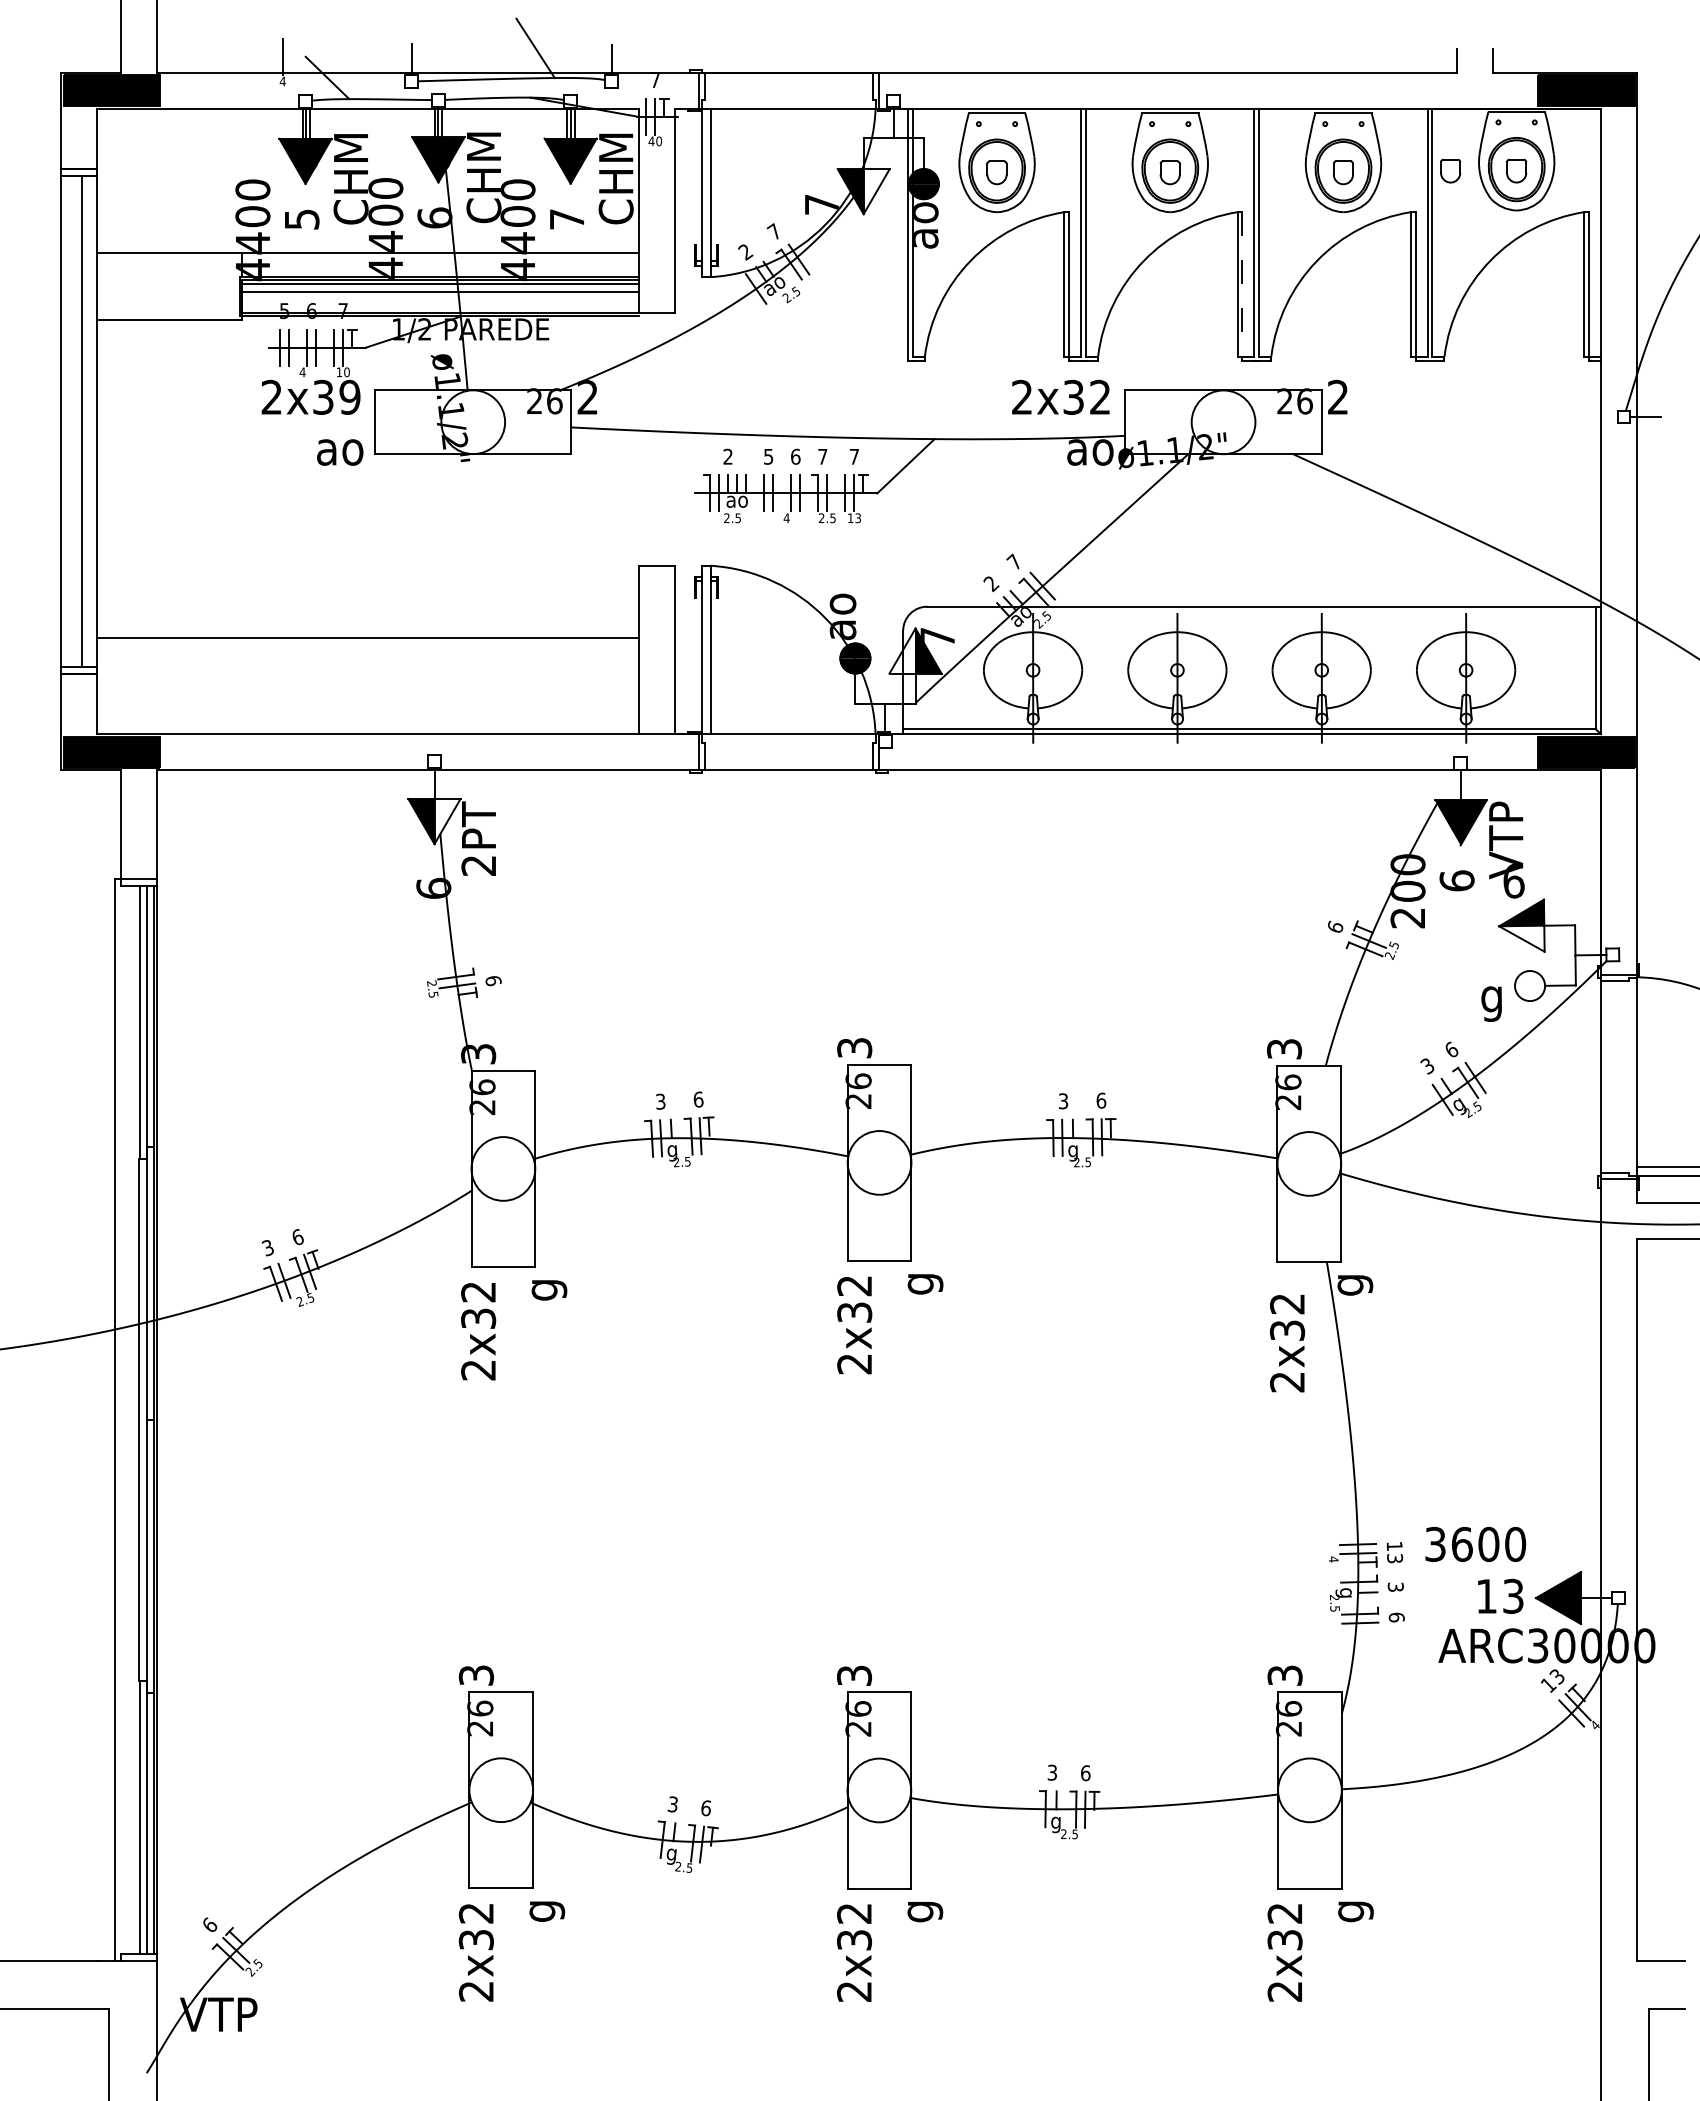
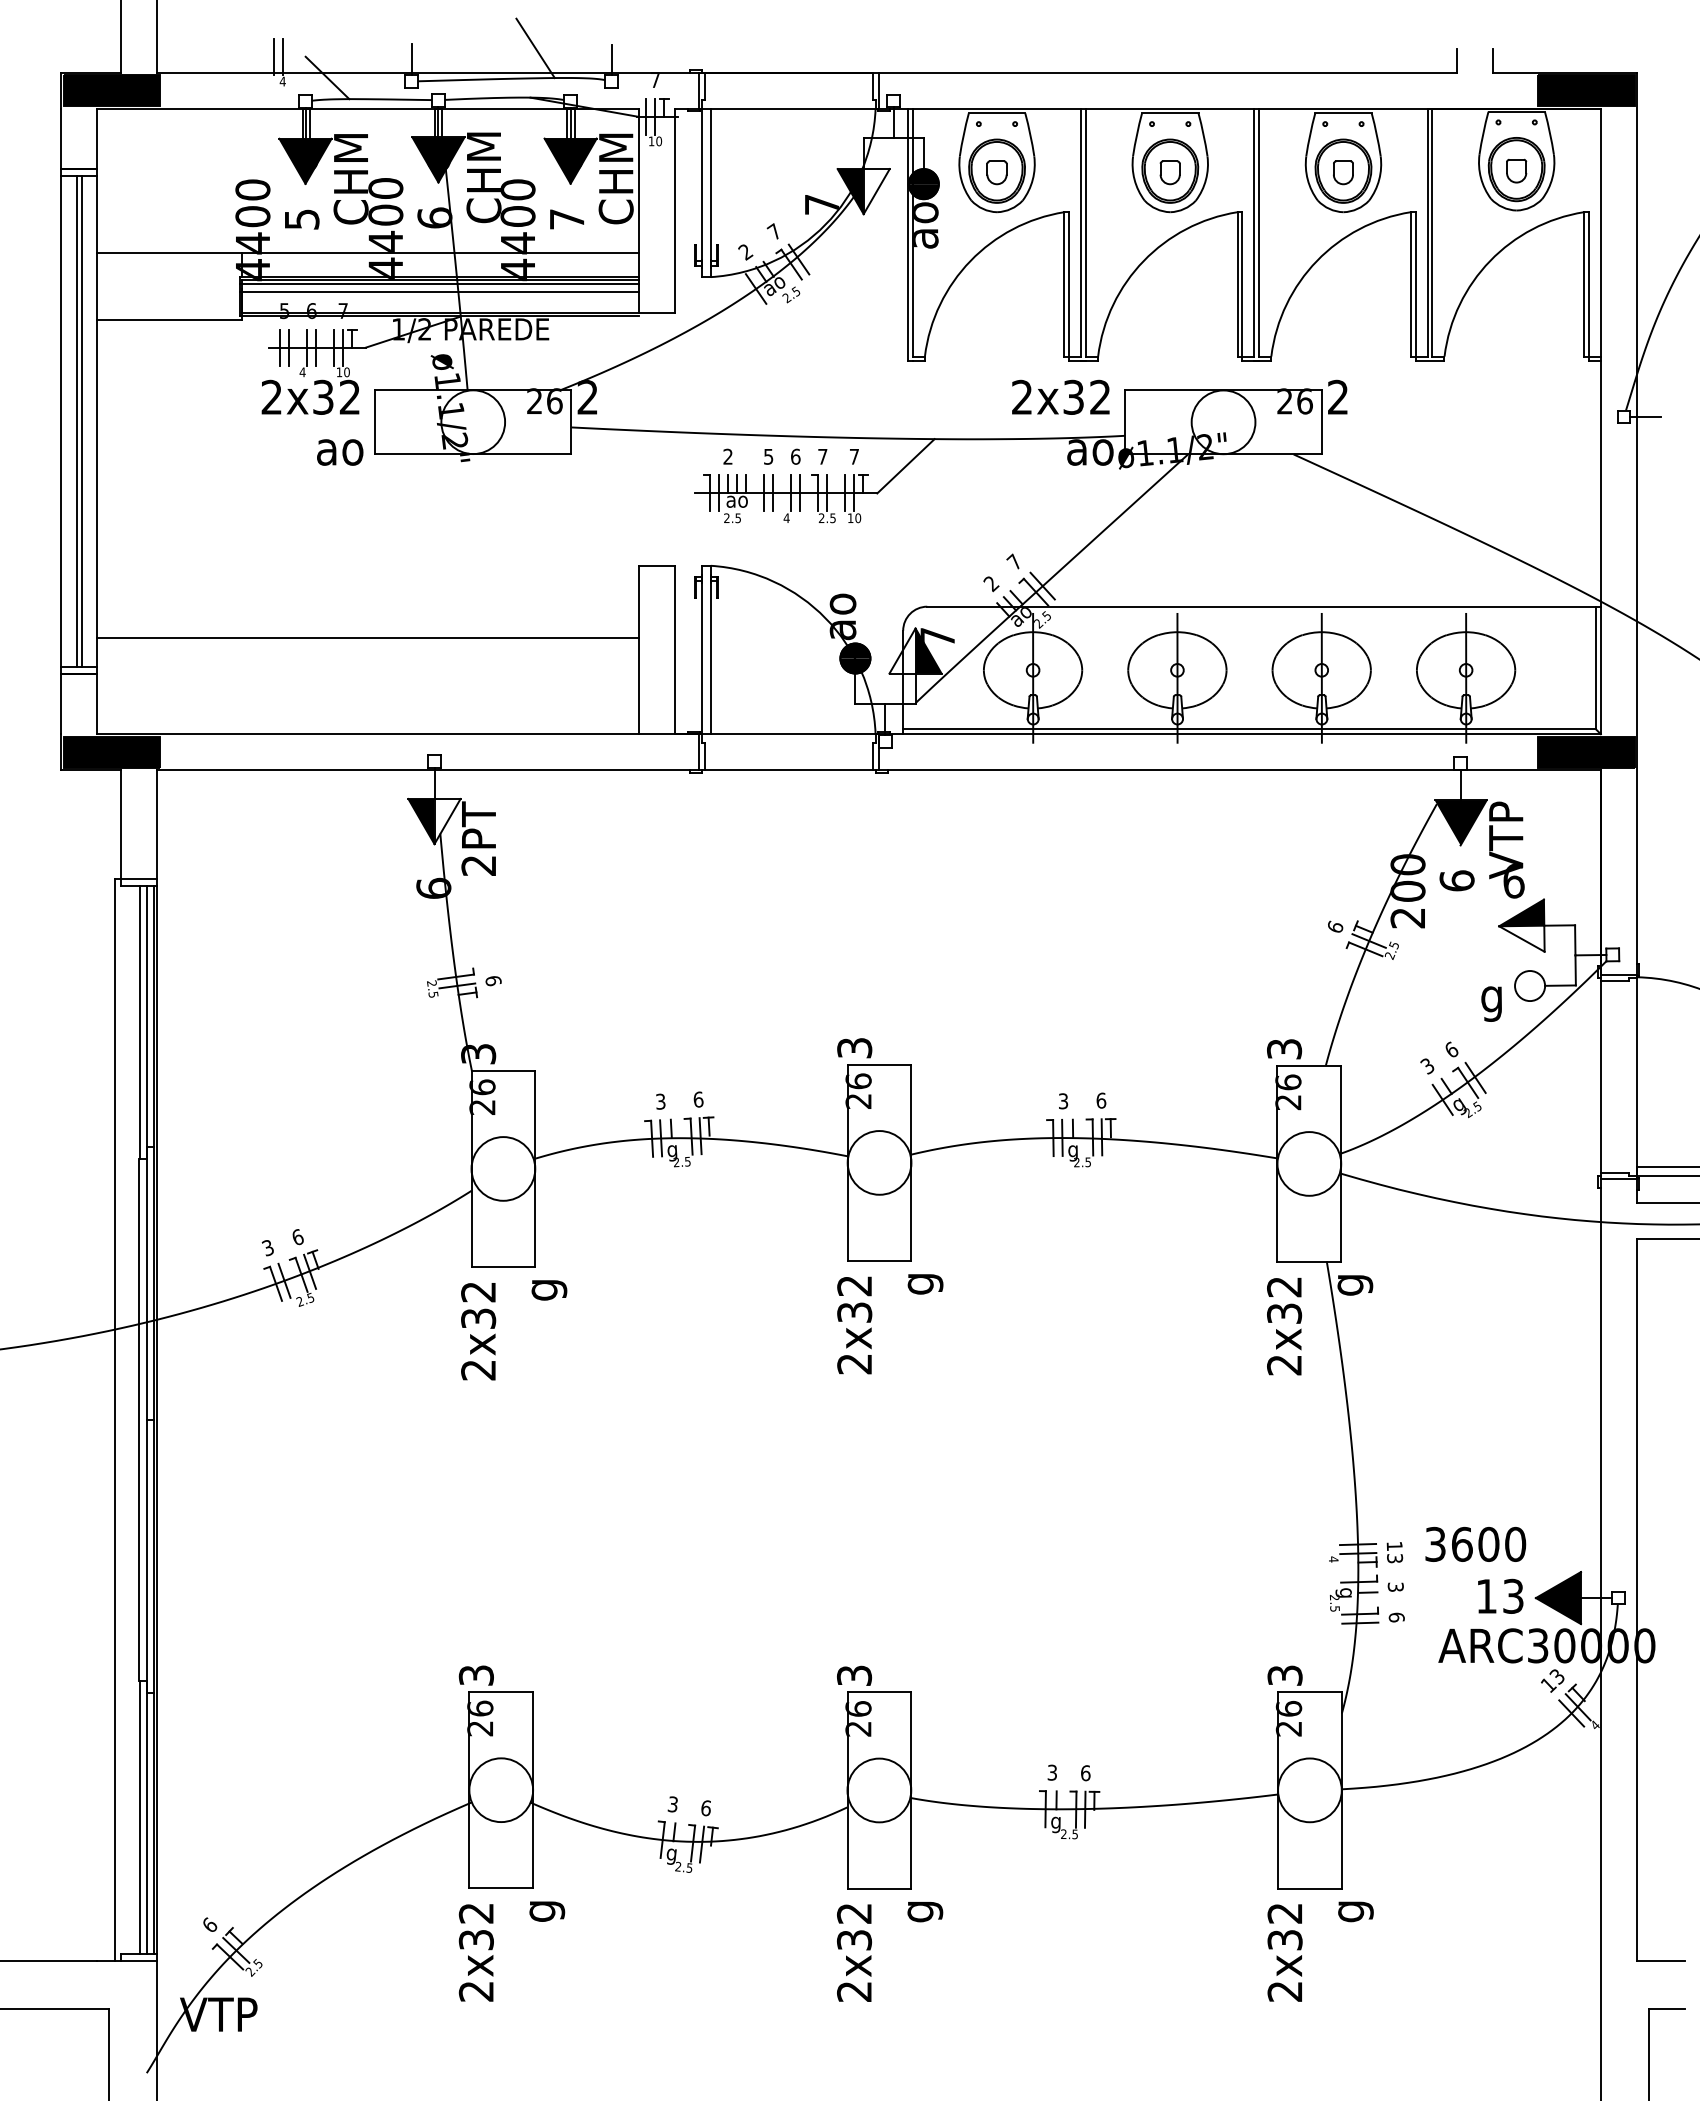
line: none -> present (273, 56)
text: 40 -> 10 (651, 141)
part: present -> none (1450, 170)
line: dashed -> solid (1242, 284)
text: 2x39 -> 2x32 (349, 397)
line: none -> present (76, 421)
text: 13 -> 10 (858, 518)
text position: (1287, 1343) -> (1284, 1326) (1284, 1326)
